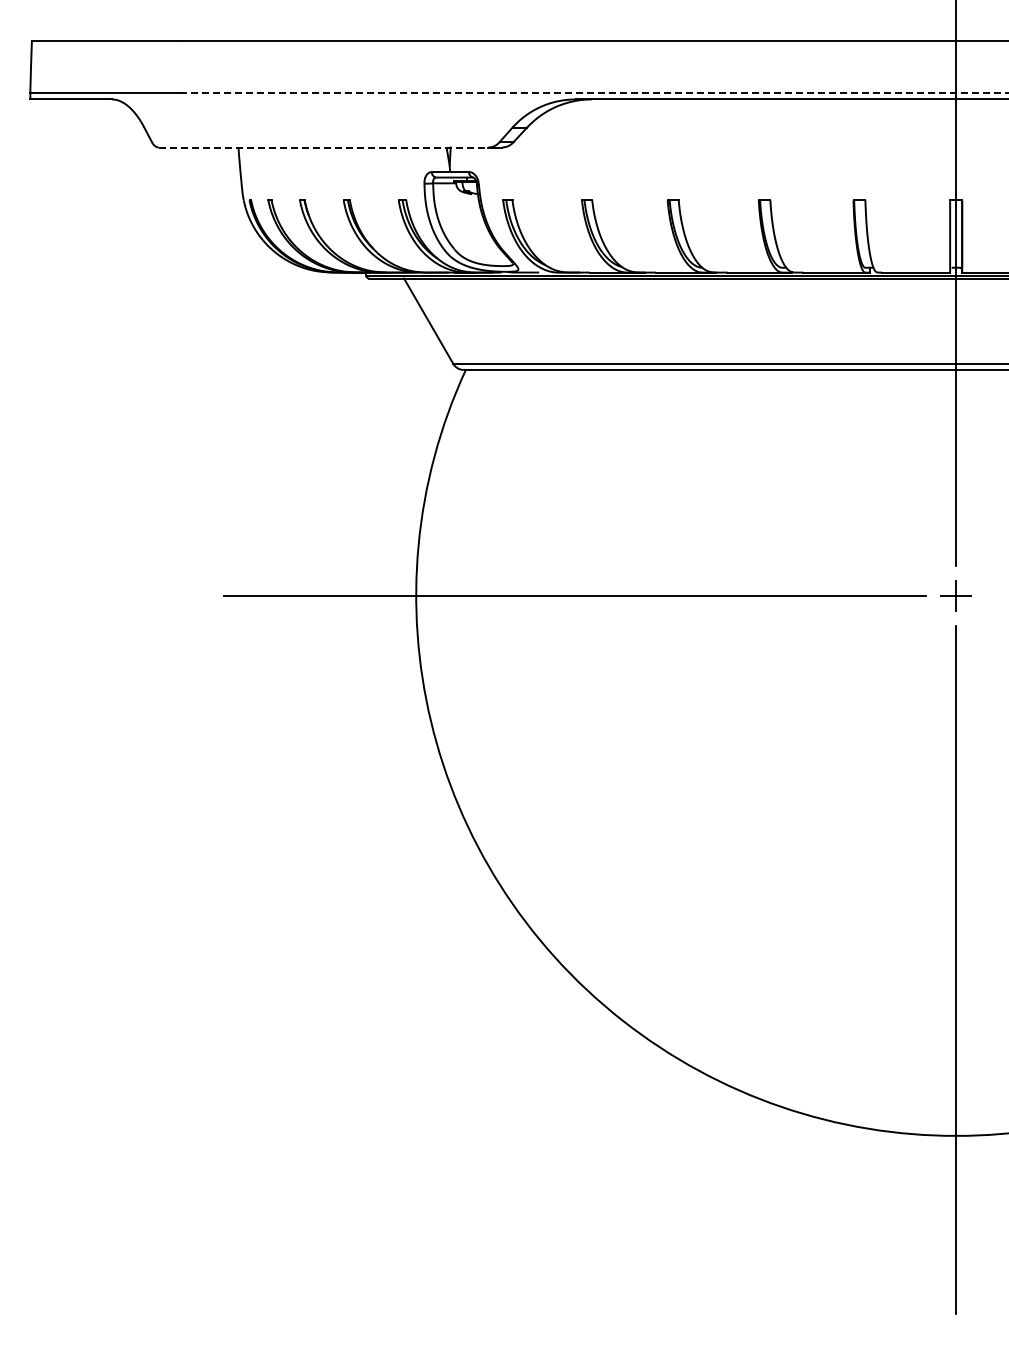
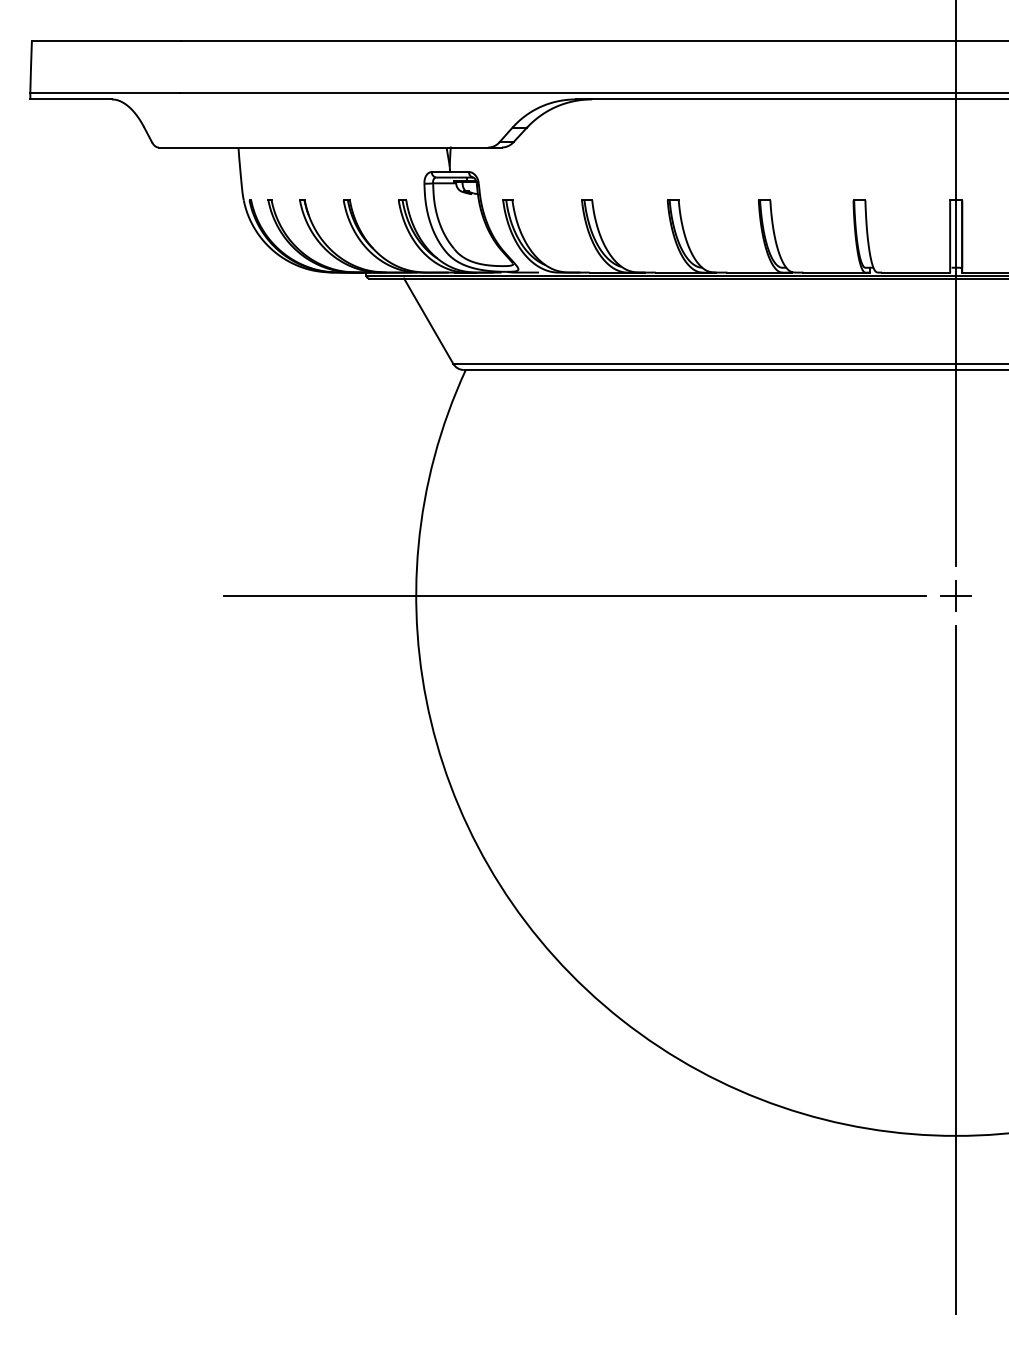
line: dashed -> solid (594, 93)
line: dashed -> solid (323, 147)
